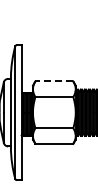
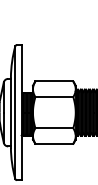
line: dashed -> solid (54, 81)
